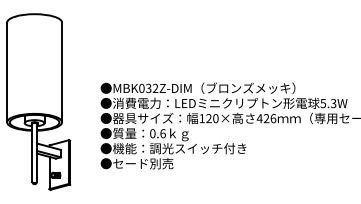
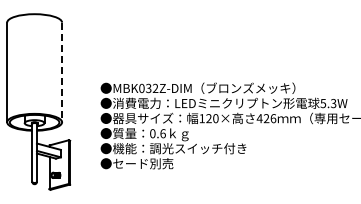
line: solid -> dashed (62, 72)
